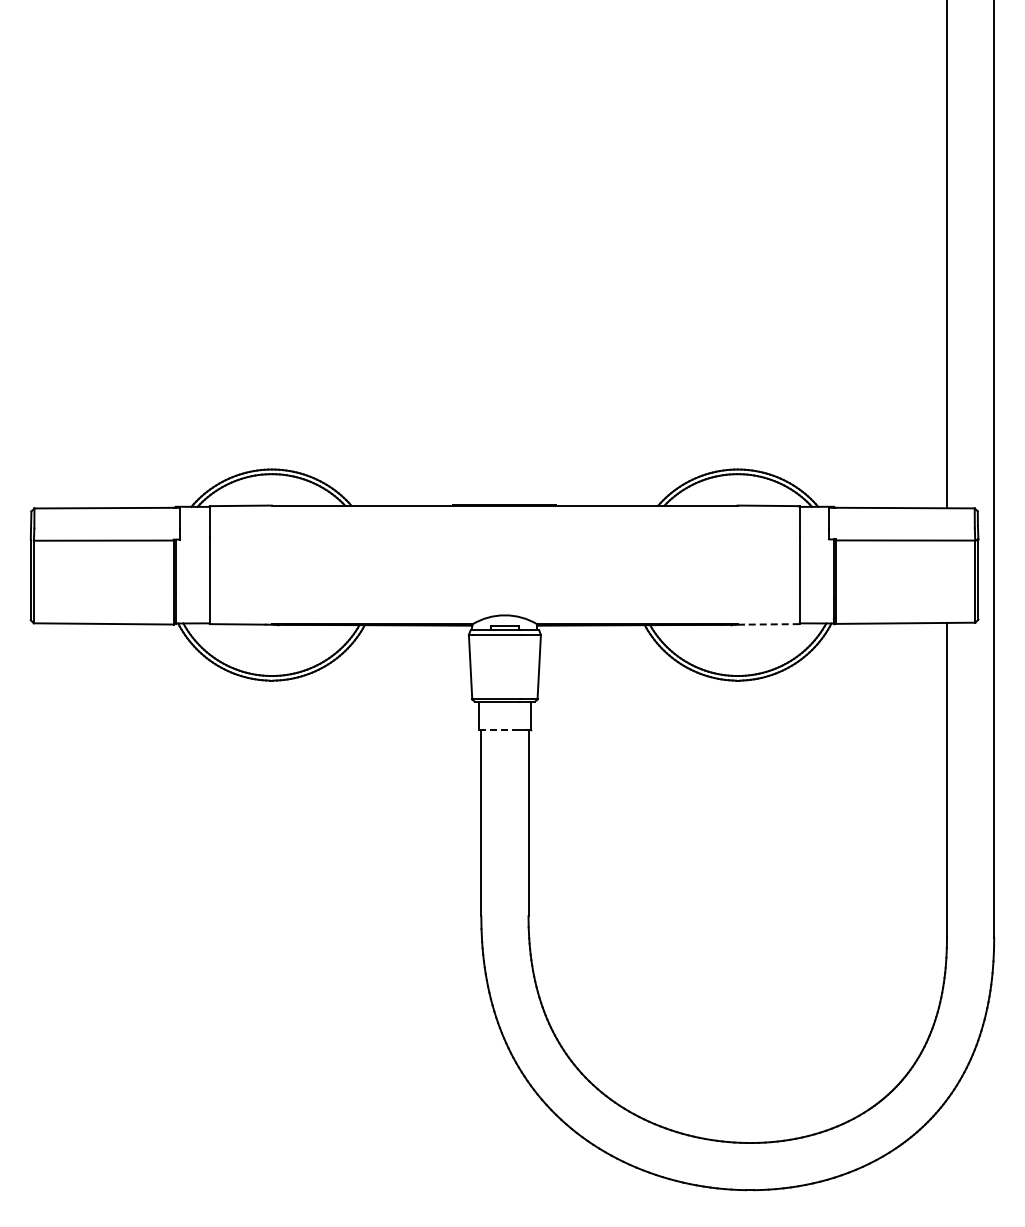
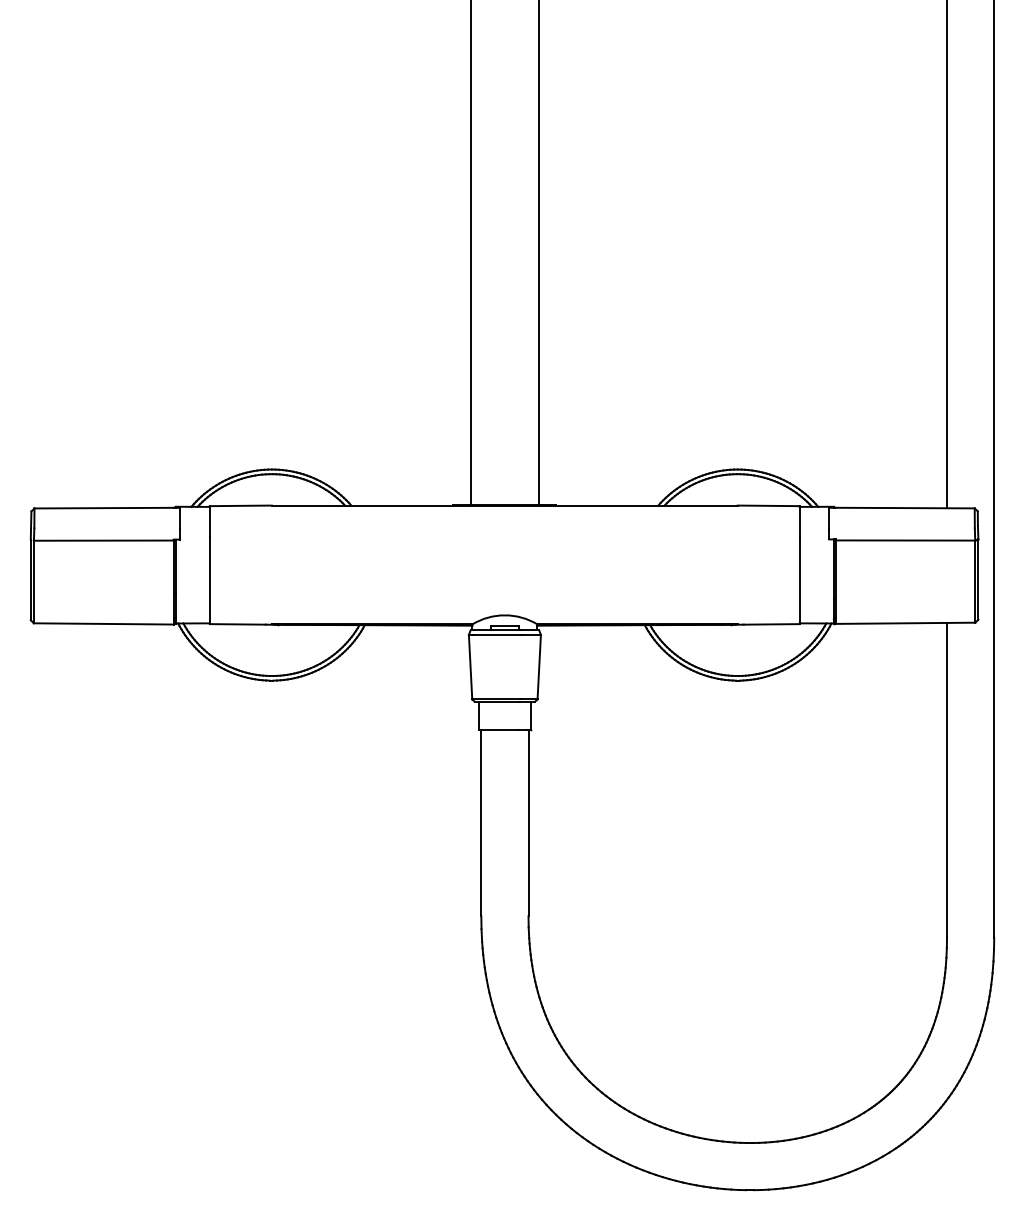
line: none -> present (470, 253)
line: none -> present (539, 253)
line: dashed -> solid (771, 624)
line: dashed -> solid (498, 729)
